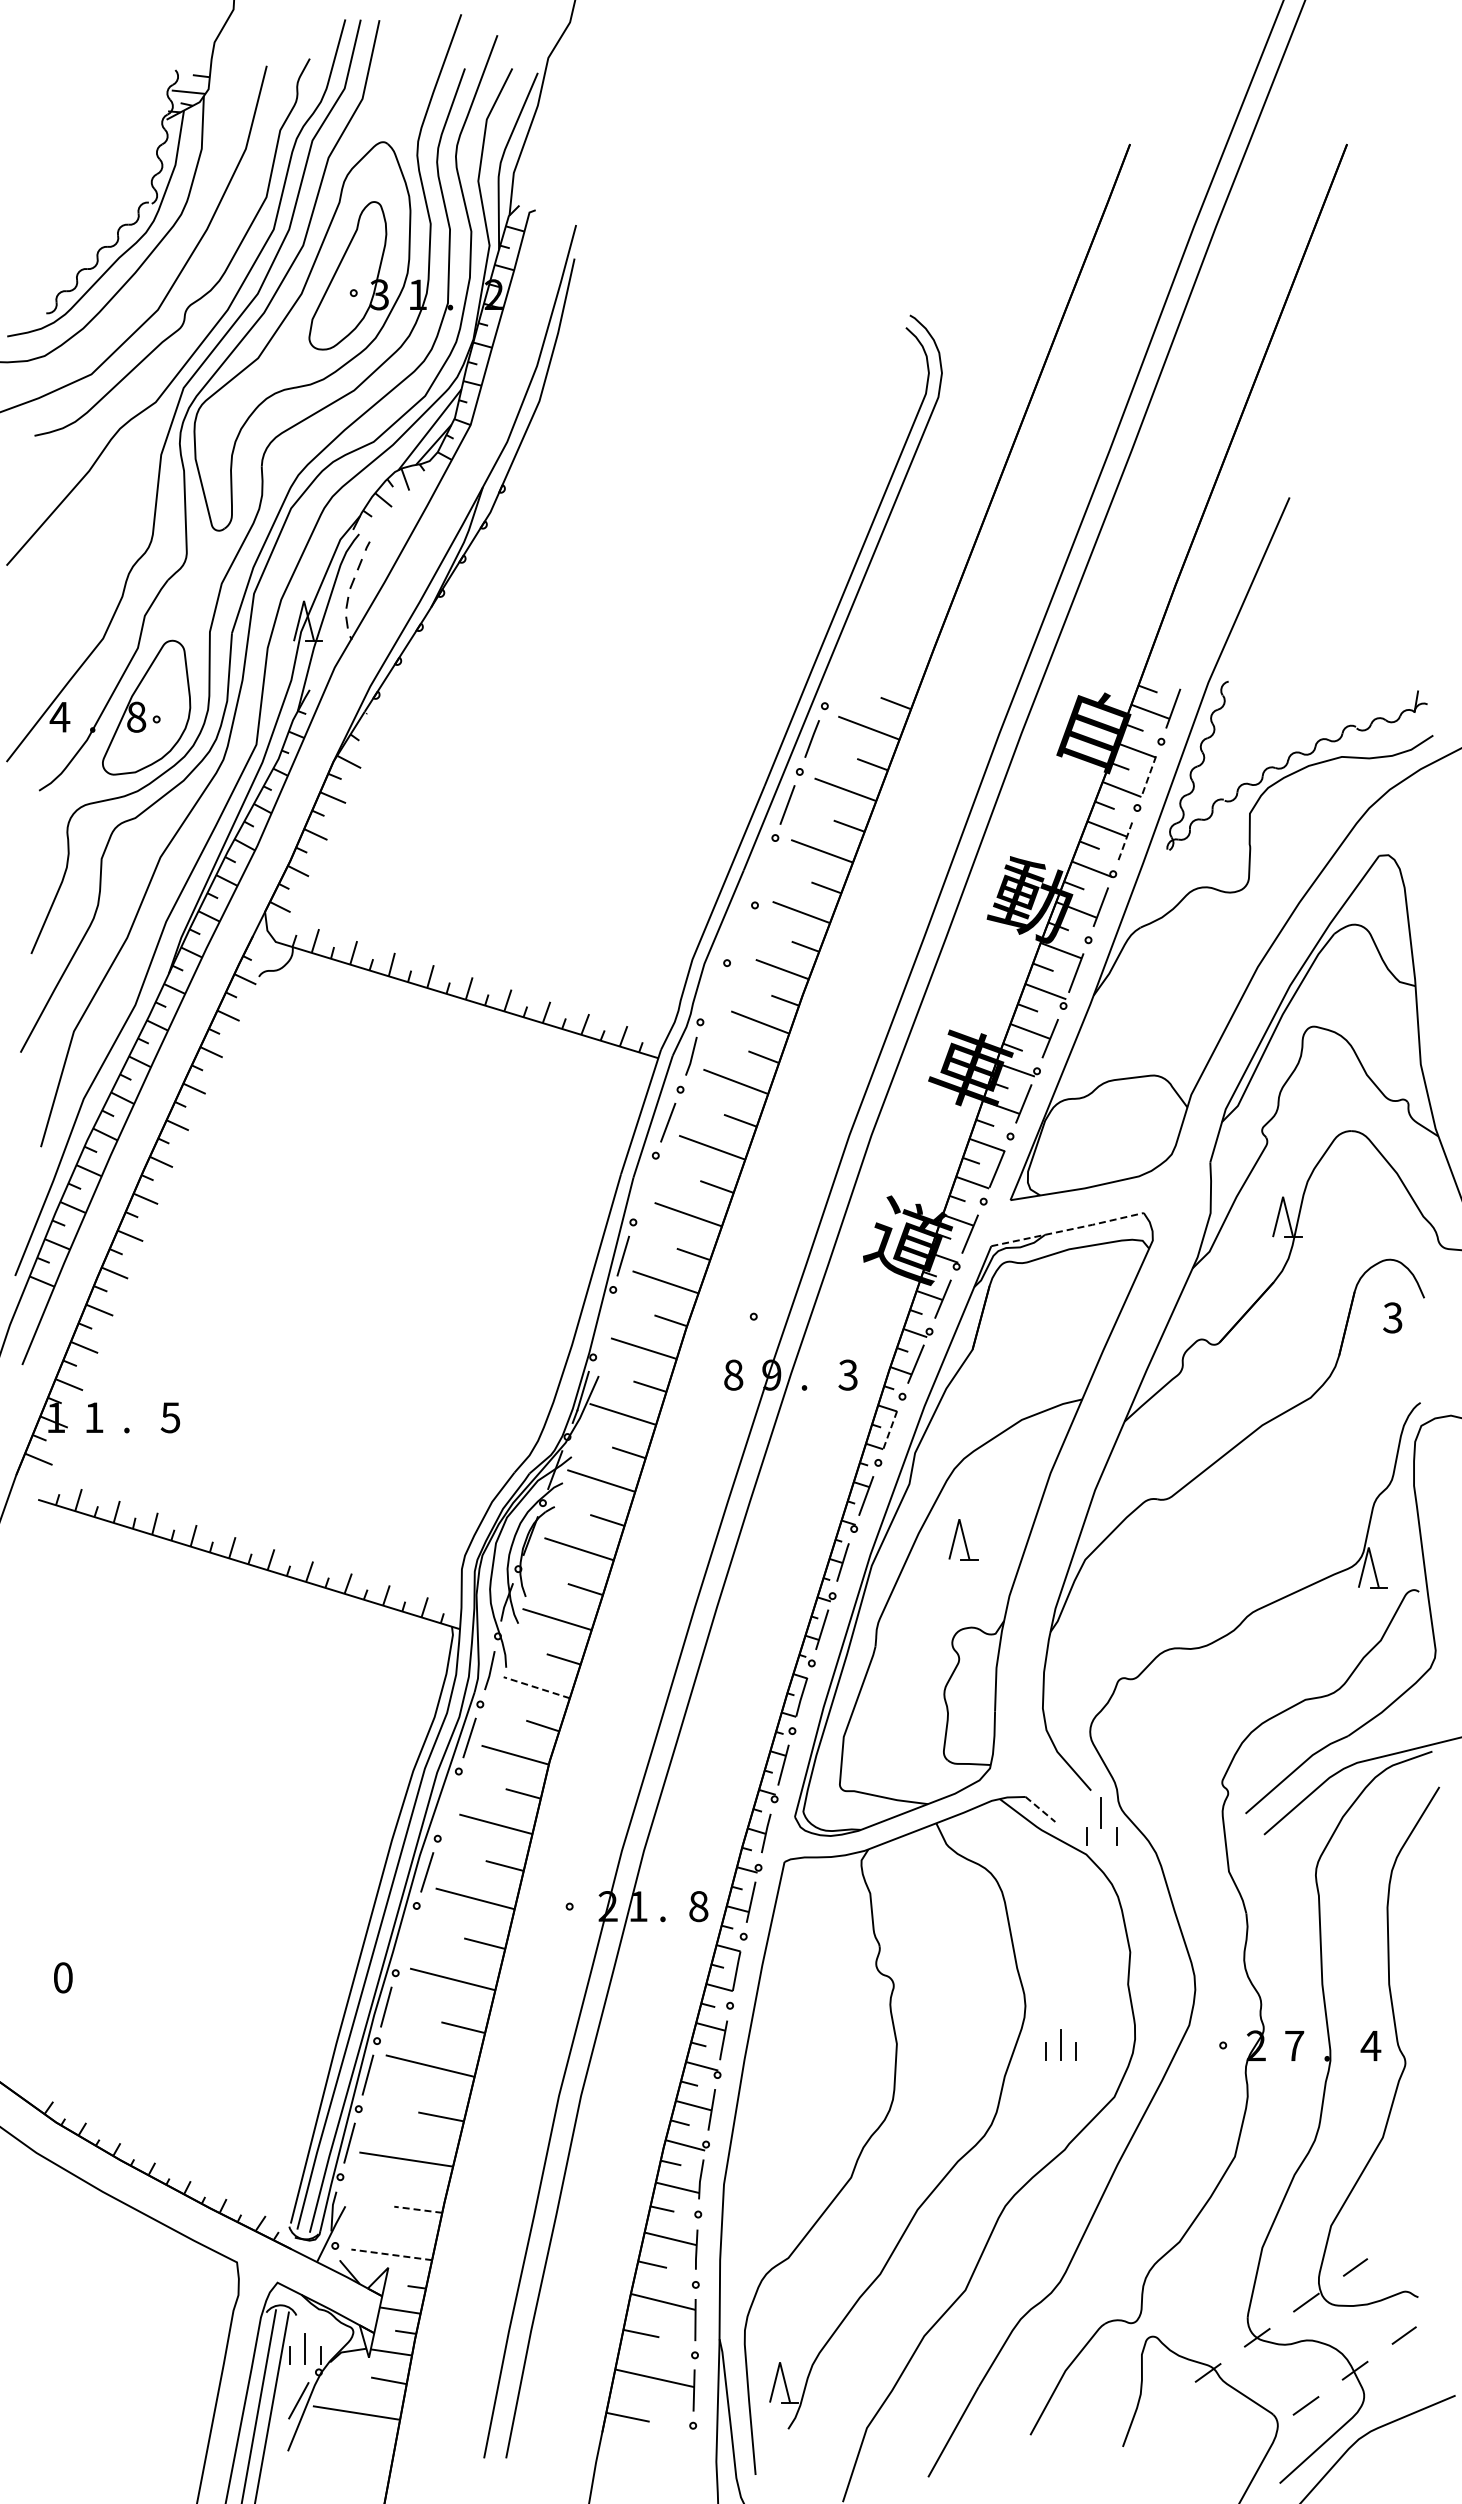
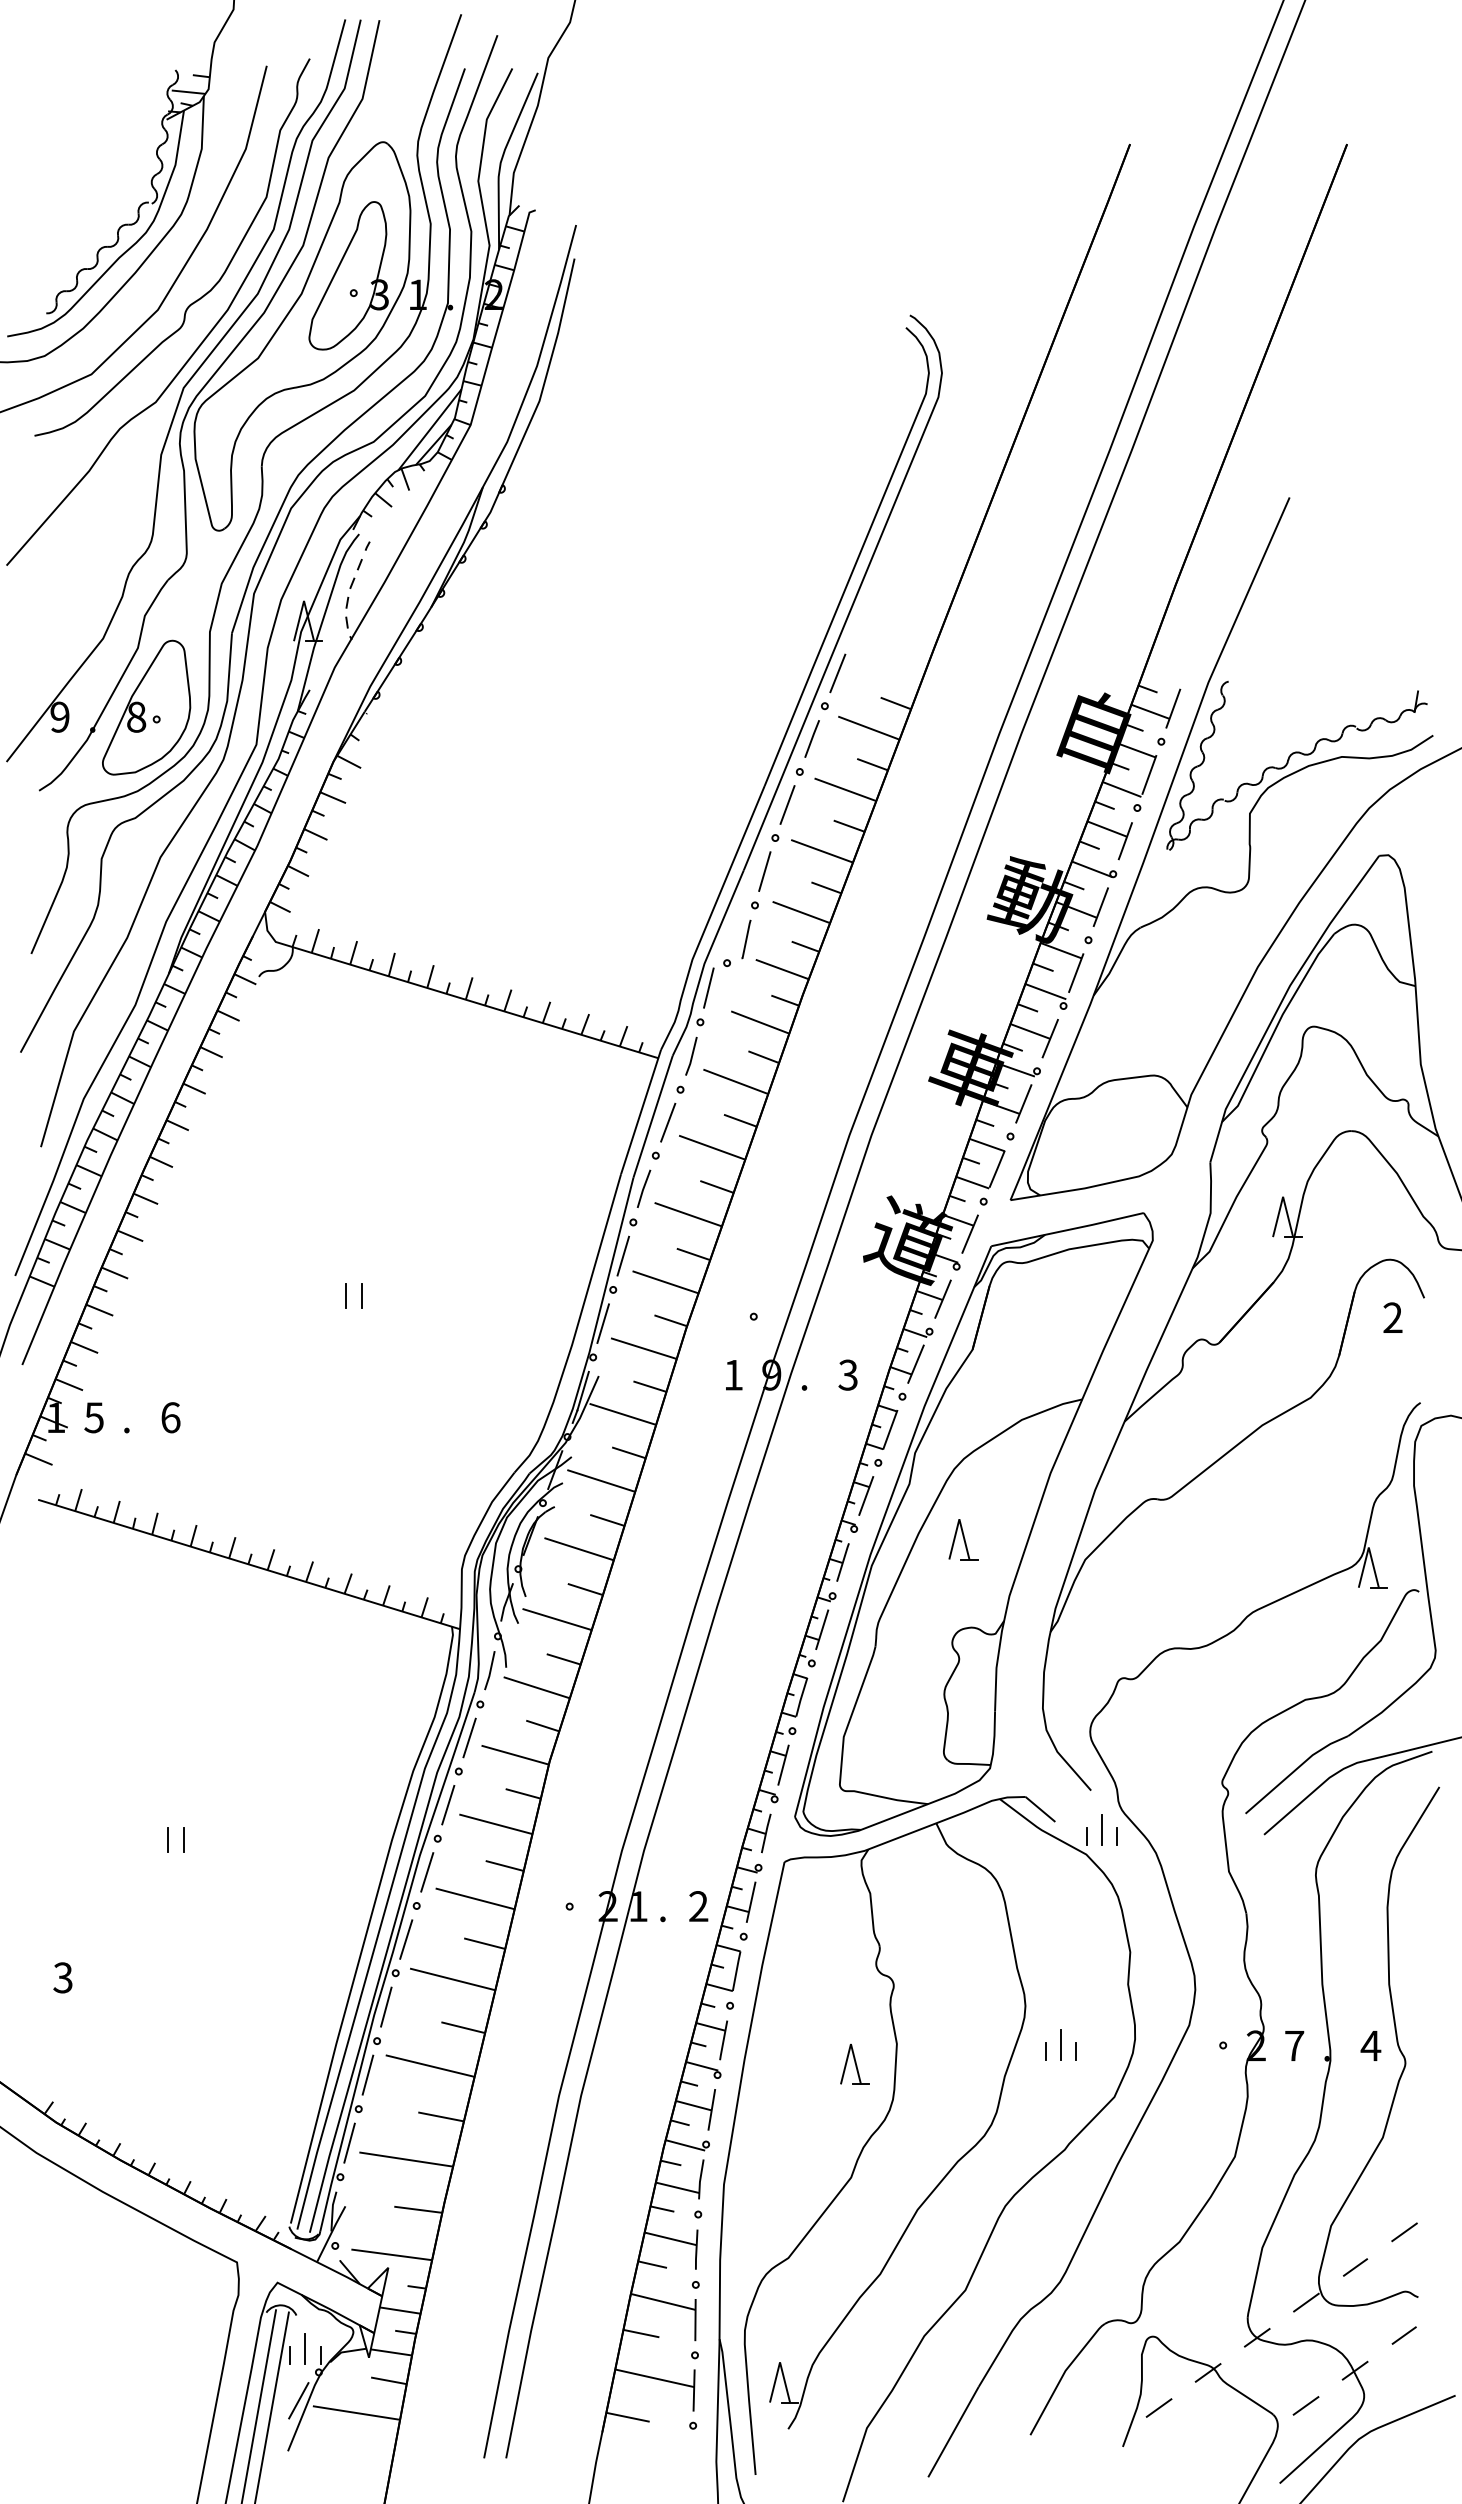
line: none -> present (837, 673)
text: 4 -> 9 (59, 716)
line: dashed -> solid (1149, 774)
line: dashed -> solid (1125, 841)
line: none -> present (764, 871)
line: none -> present (746, 939)
line: none -> present (708, 987)
line: none -> present (643, 1188)
line: dashed -> solid (1068, 1229)
line: none -> present (345, 1295)
line: none -> present (362, 1295)
text: 3 -> 2 (1392, 1317)
line: none -> present (602, 1323)
text: 8 -> 1 (733, 1374)
text: 1 -> 5 (93, 1417)
text: 5 -> 6 (170, 1417)
line: dashed -> solid (890, 1429)
line: dashed -> solid (536, 1687)
line: none -> present (448, 1804)
line: dashed -> solid (1040, 1809)
line position: (1100, 1812) -> (1101, 1829) (1101, 1829)
line: none -> present (168, 1839)
line: none -> present (184, 1839)
text: 8 -> 2 (698, 1906)
line: none -> present (406, 1939)
text: 0 -> 3 (62, 1977)
part: none -> present (854, 2064)
line: dashed -> solid (417, 2209)
line: none -> present (1404, 2232)
line: dashed -> solid (391, 2254)
line: none -> present (1158, 2407)
